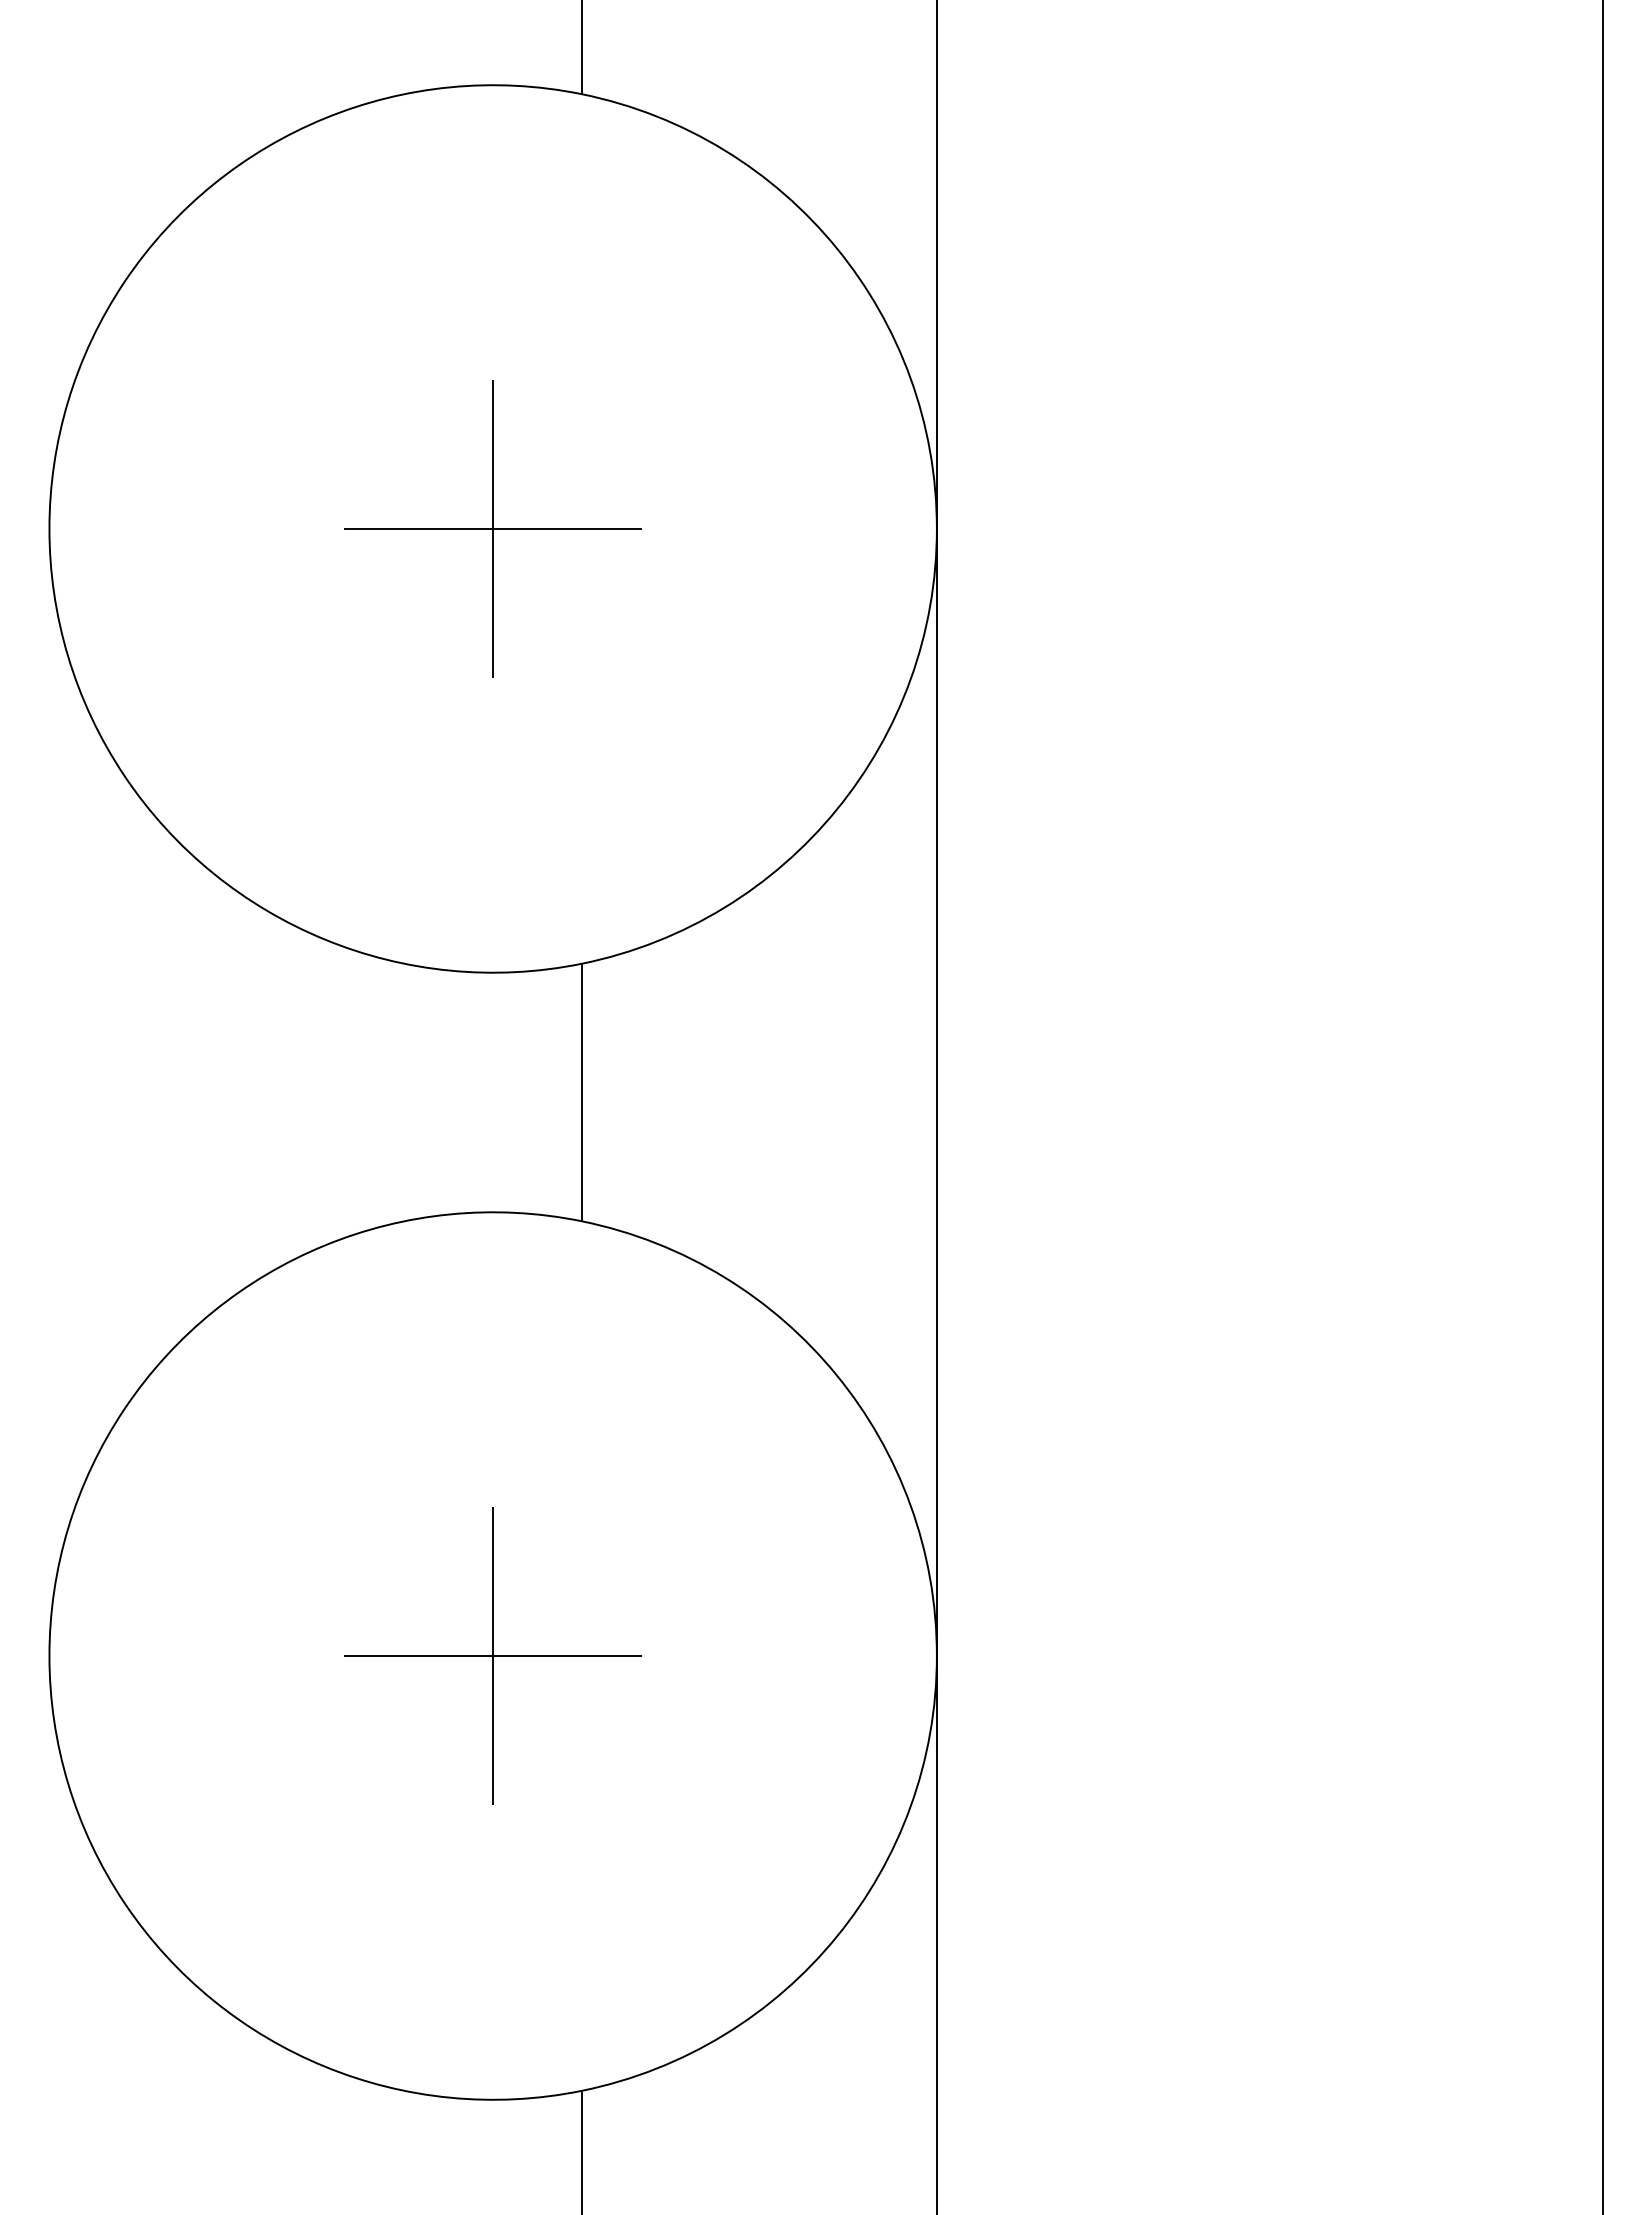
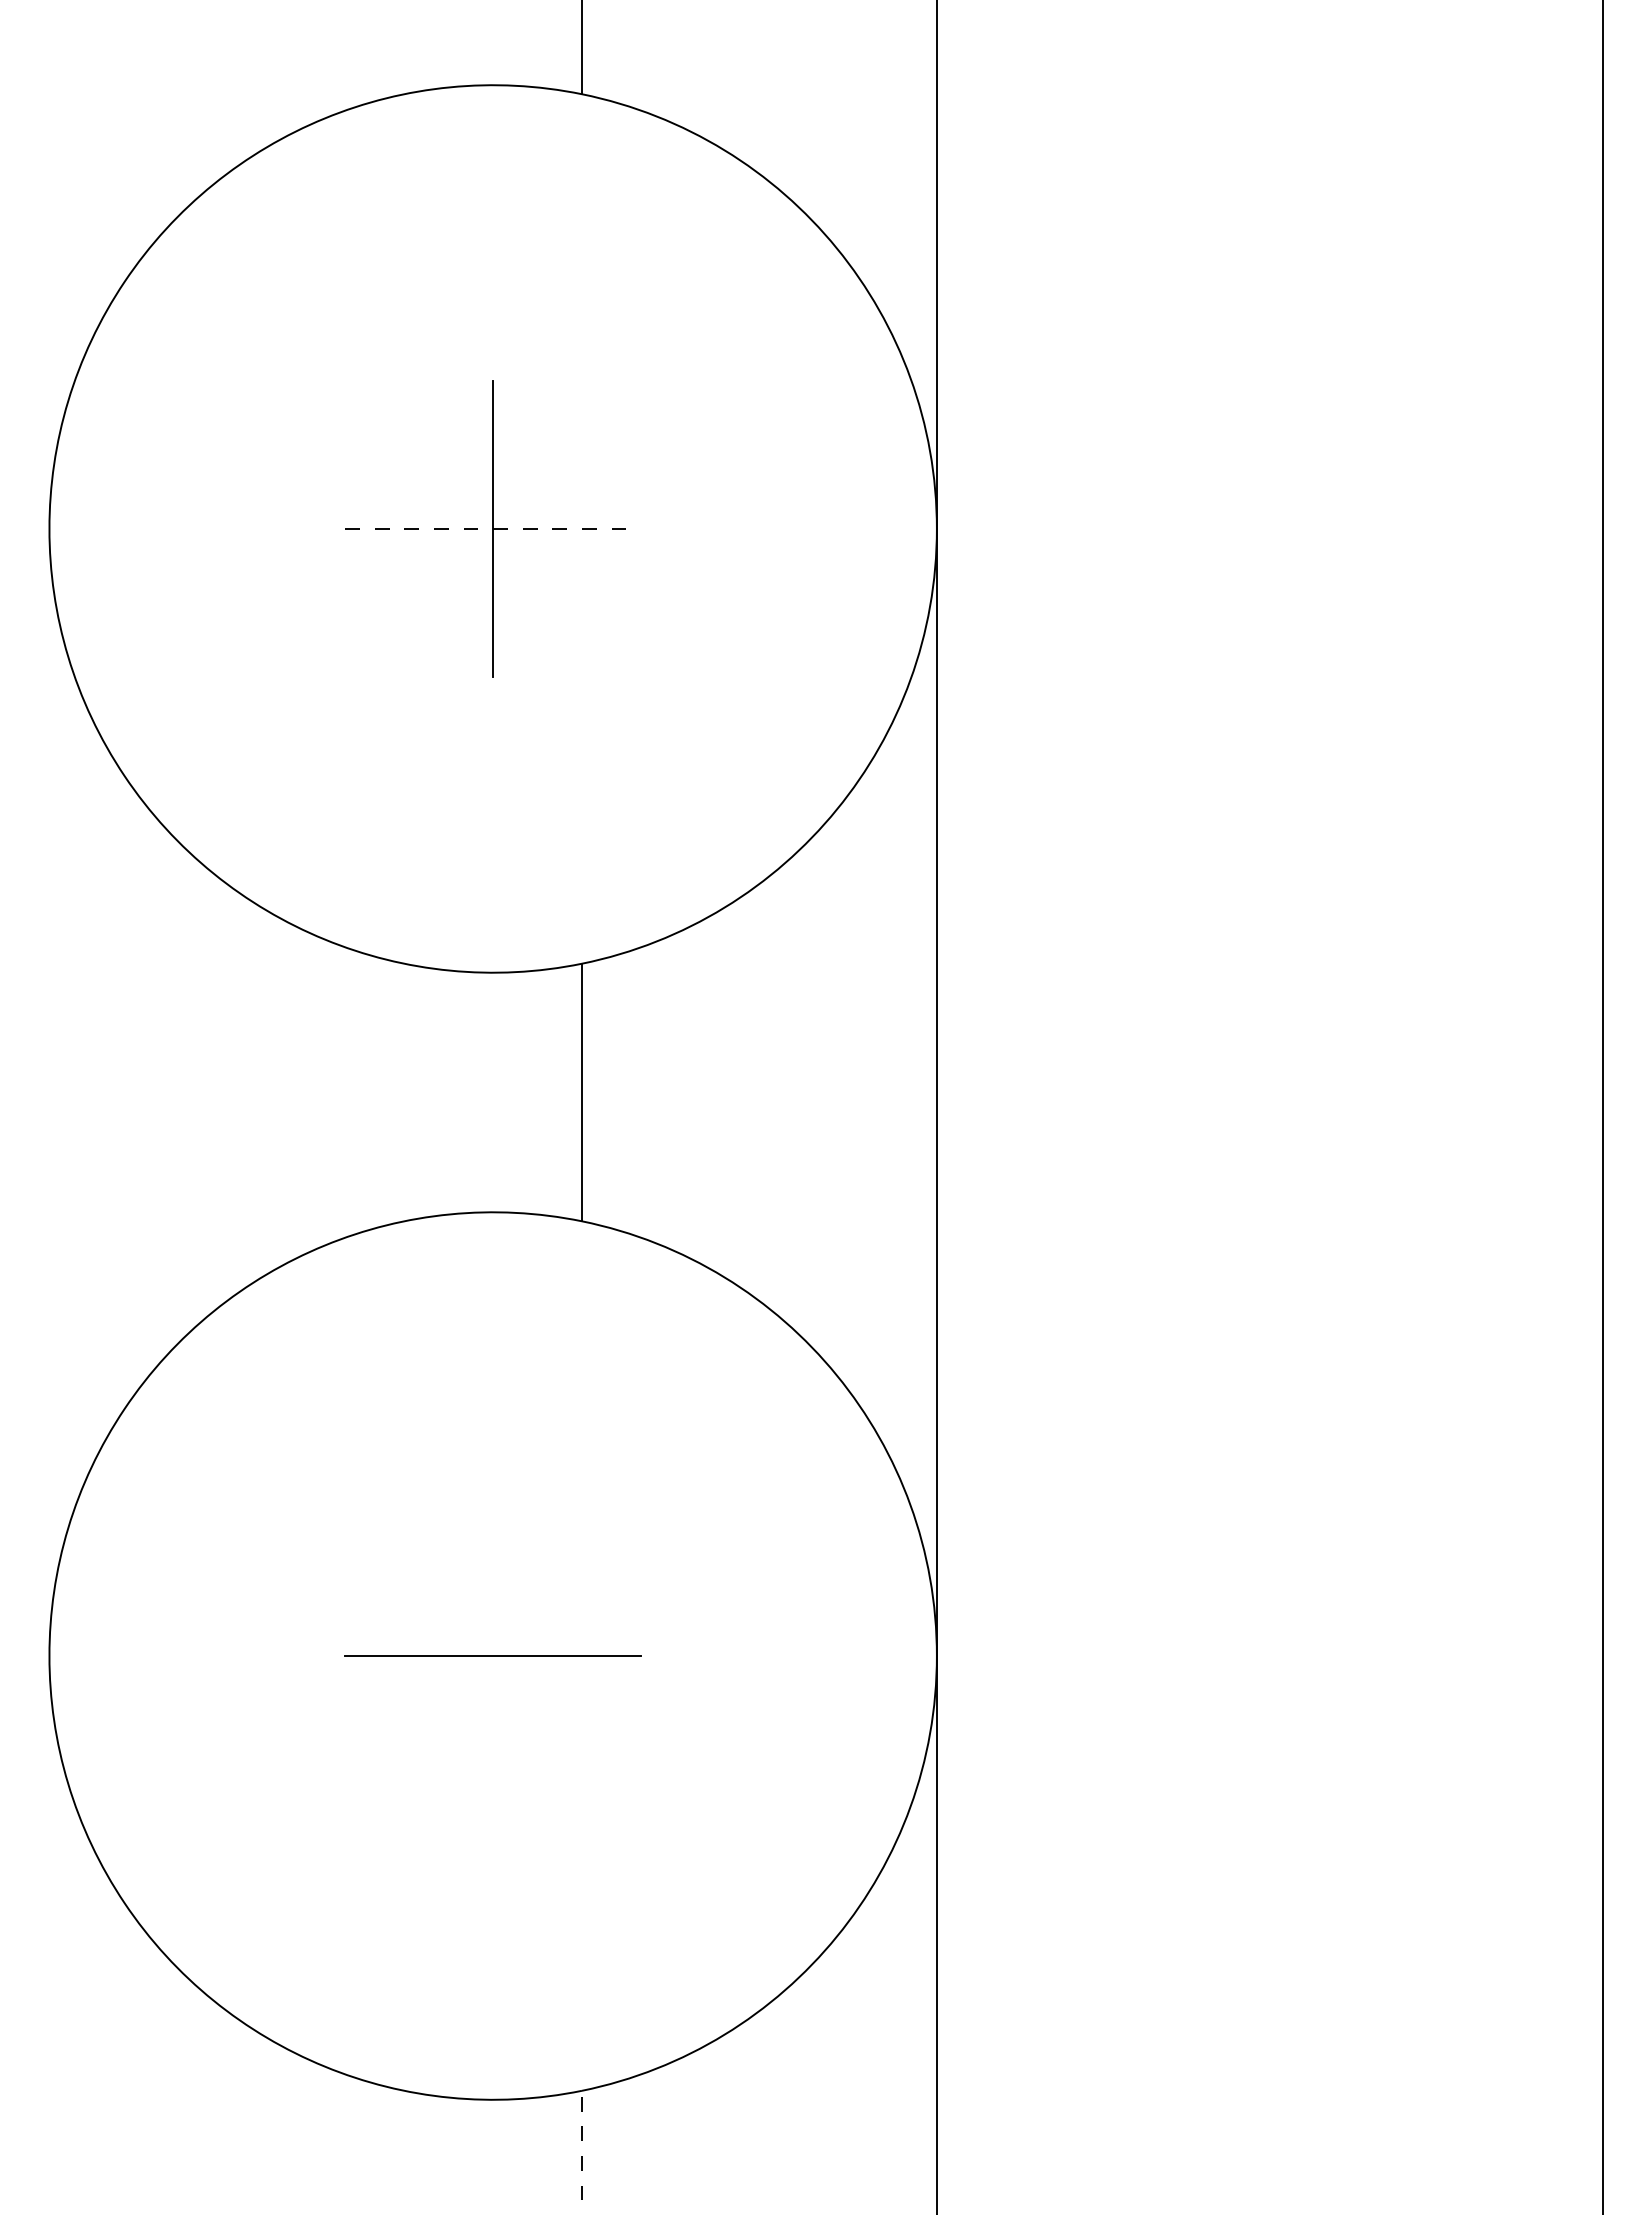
line: solid -> dashed (493, 528)
line: present -> none (493, 1655)
line: solid -> dashed (581, 2152)
